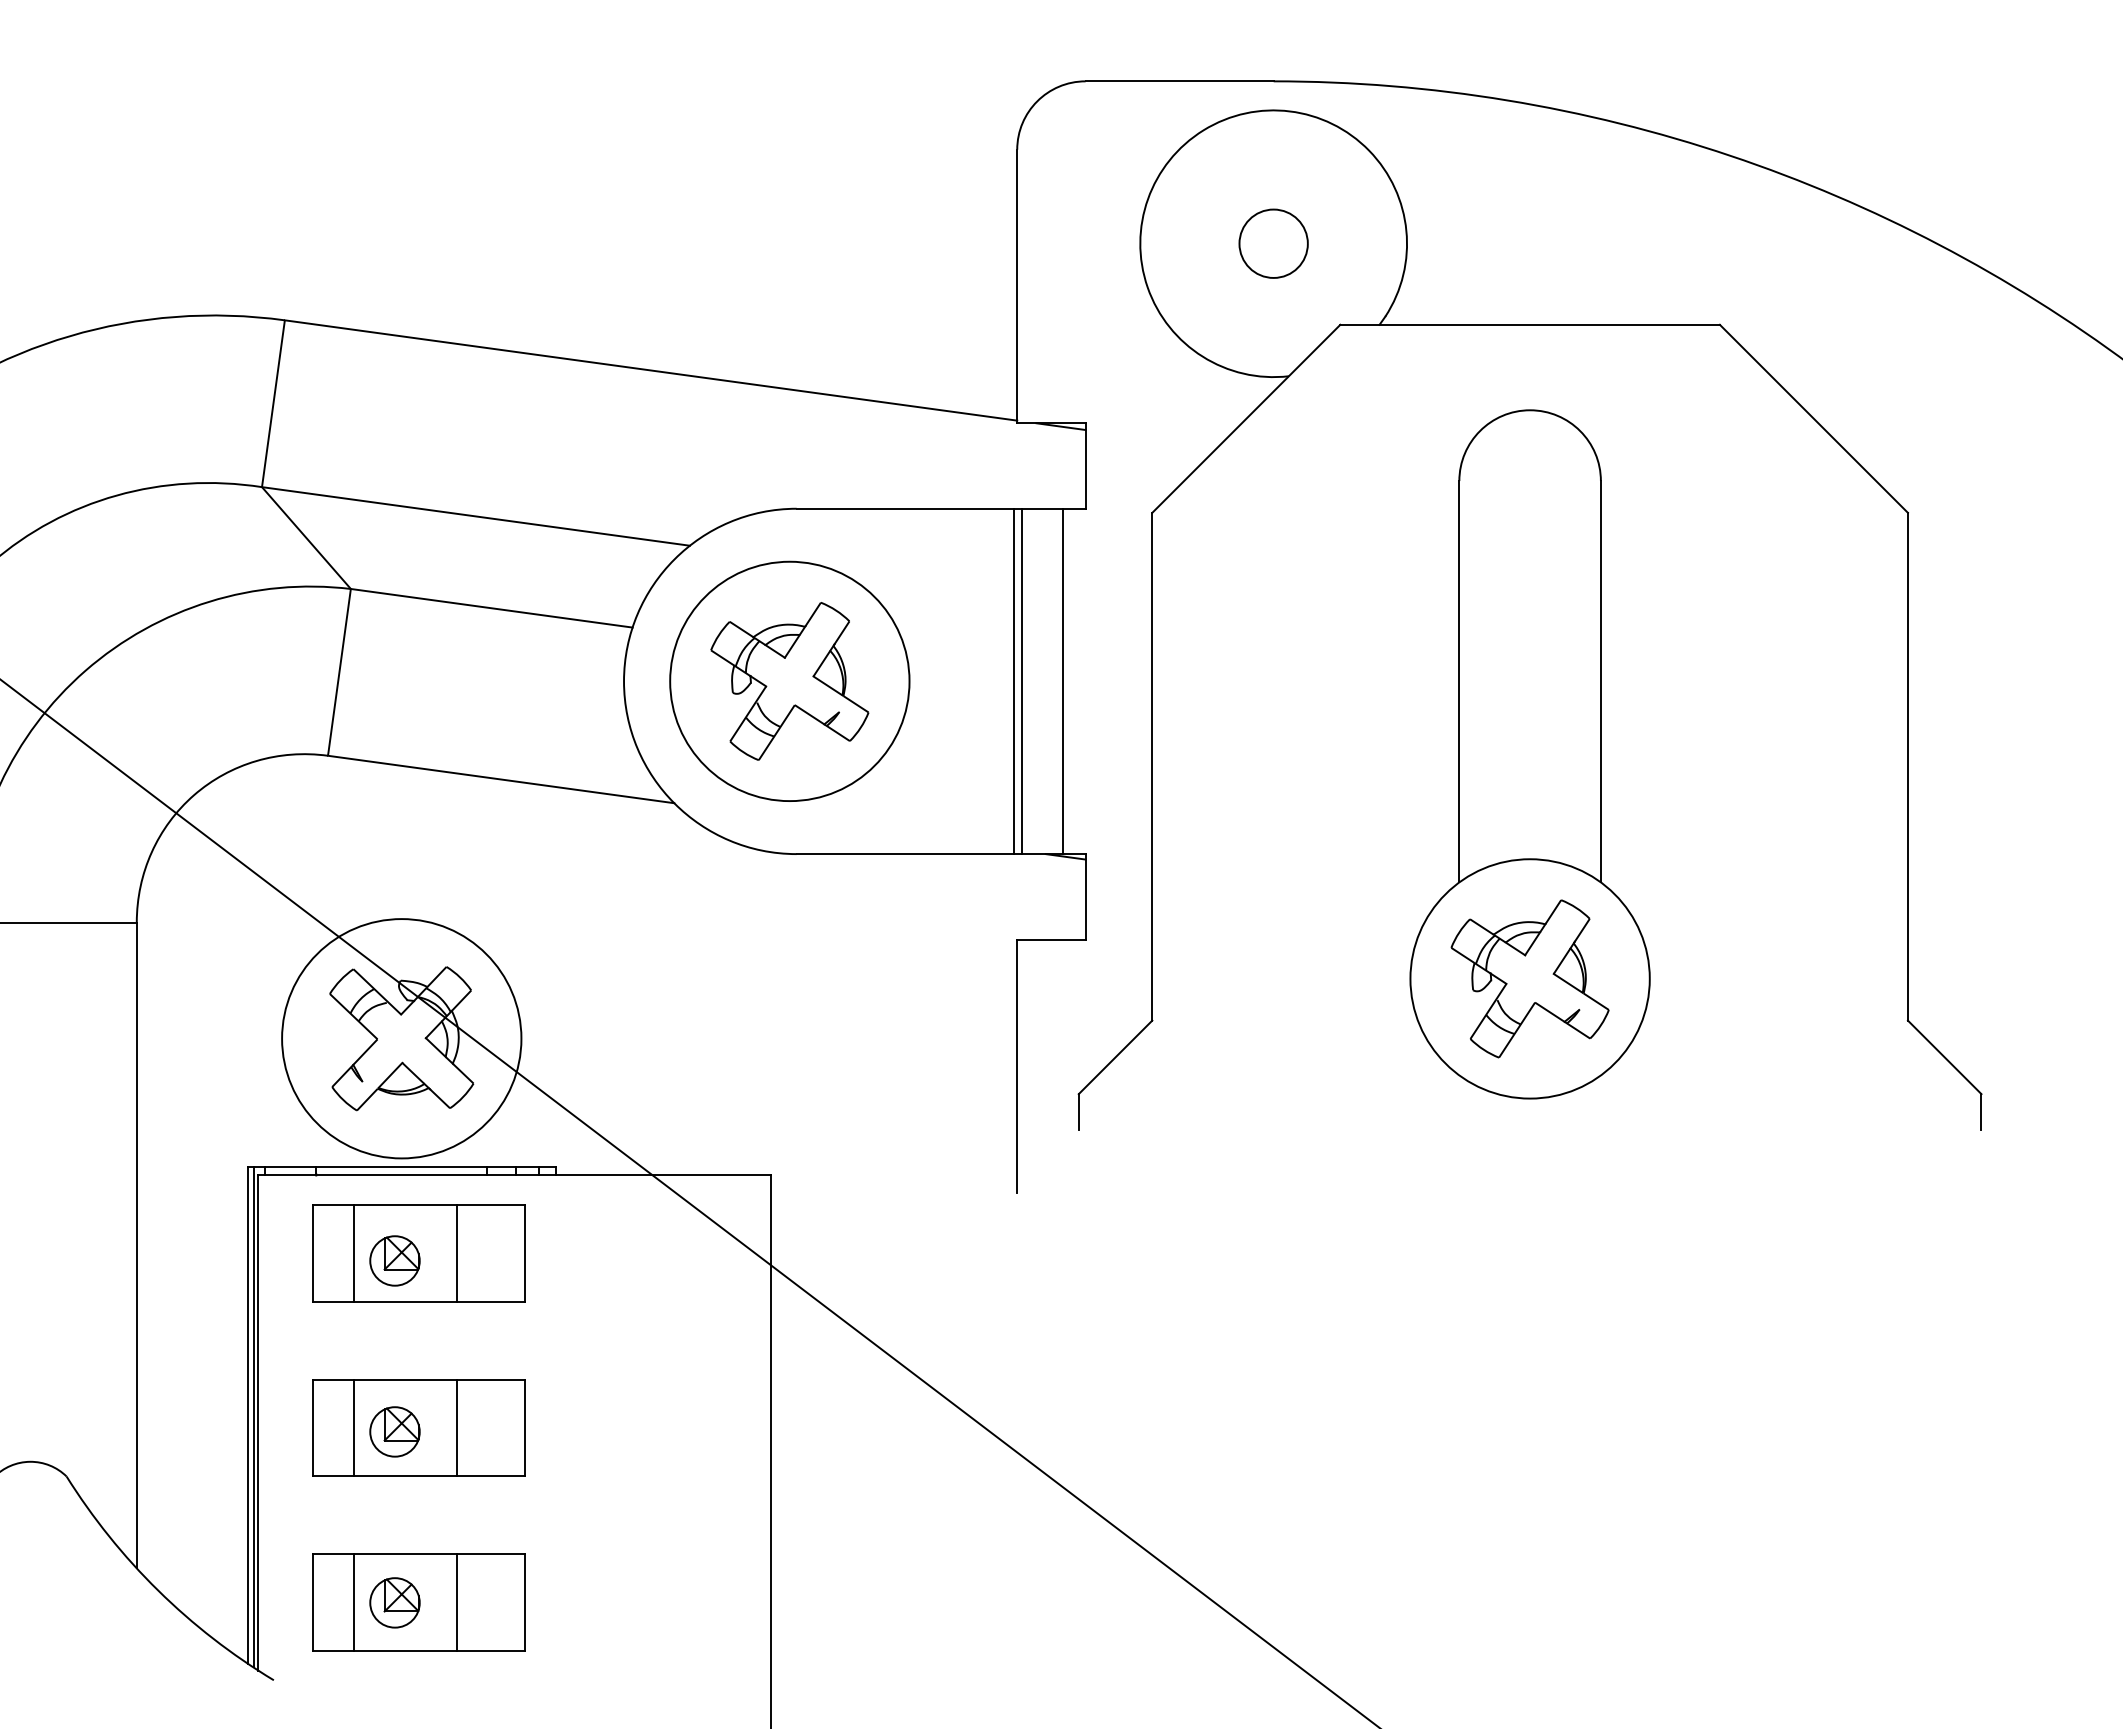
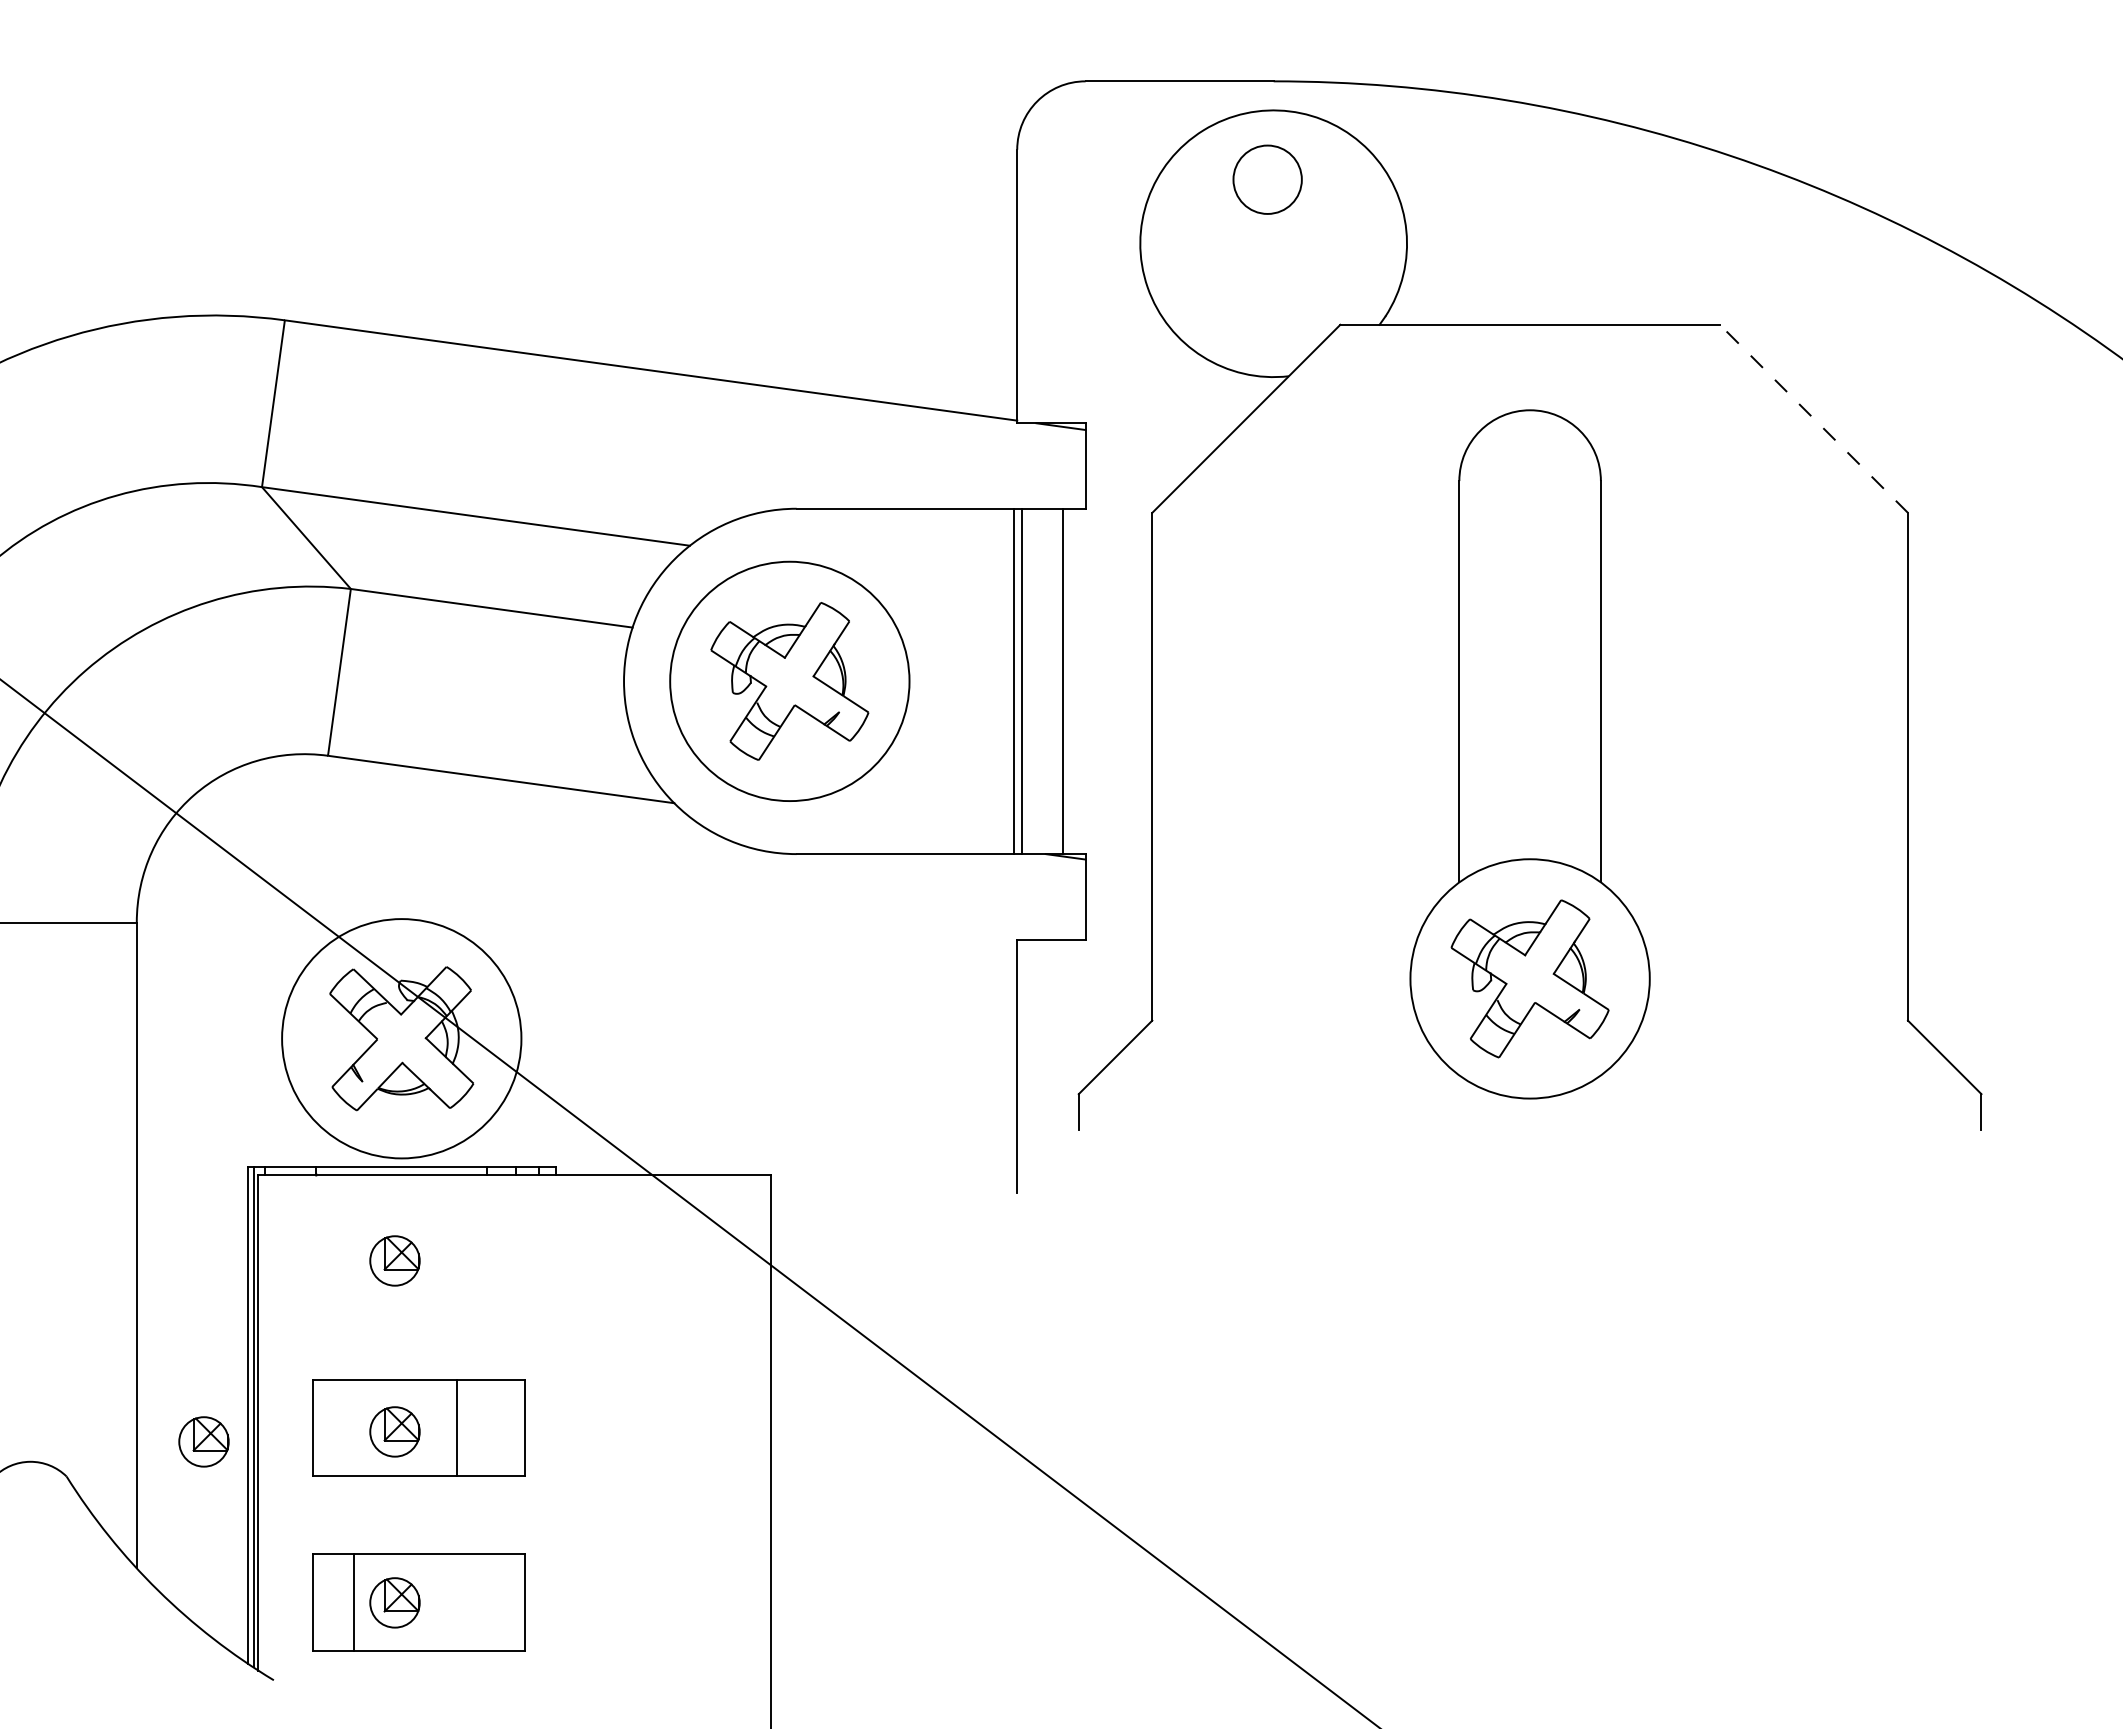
circle position: (1273, 243) -> (1267, 179) (1267, 179)
line: solid -> dashed (1813, 418)
part: present -> none (418, 1253)
line: present -> none (353, 1427)
part: none -> present (203, 1441)
line: present -> none (456, 1602)
